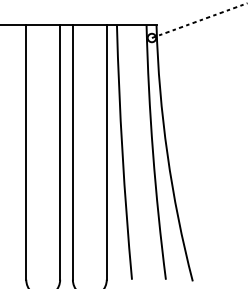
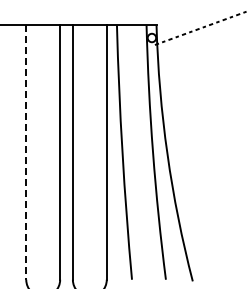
line position: (197, 21) -> (199, 28) (199, 28)
line: solid -> dashed (26, 153)
